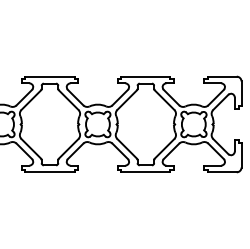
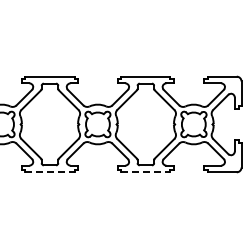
line: solid -> dashed (49, 172)
line: solid -> dashed (145, 172)
